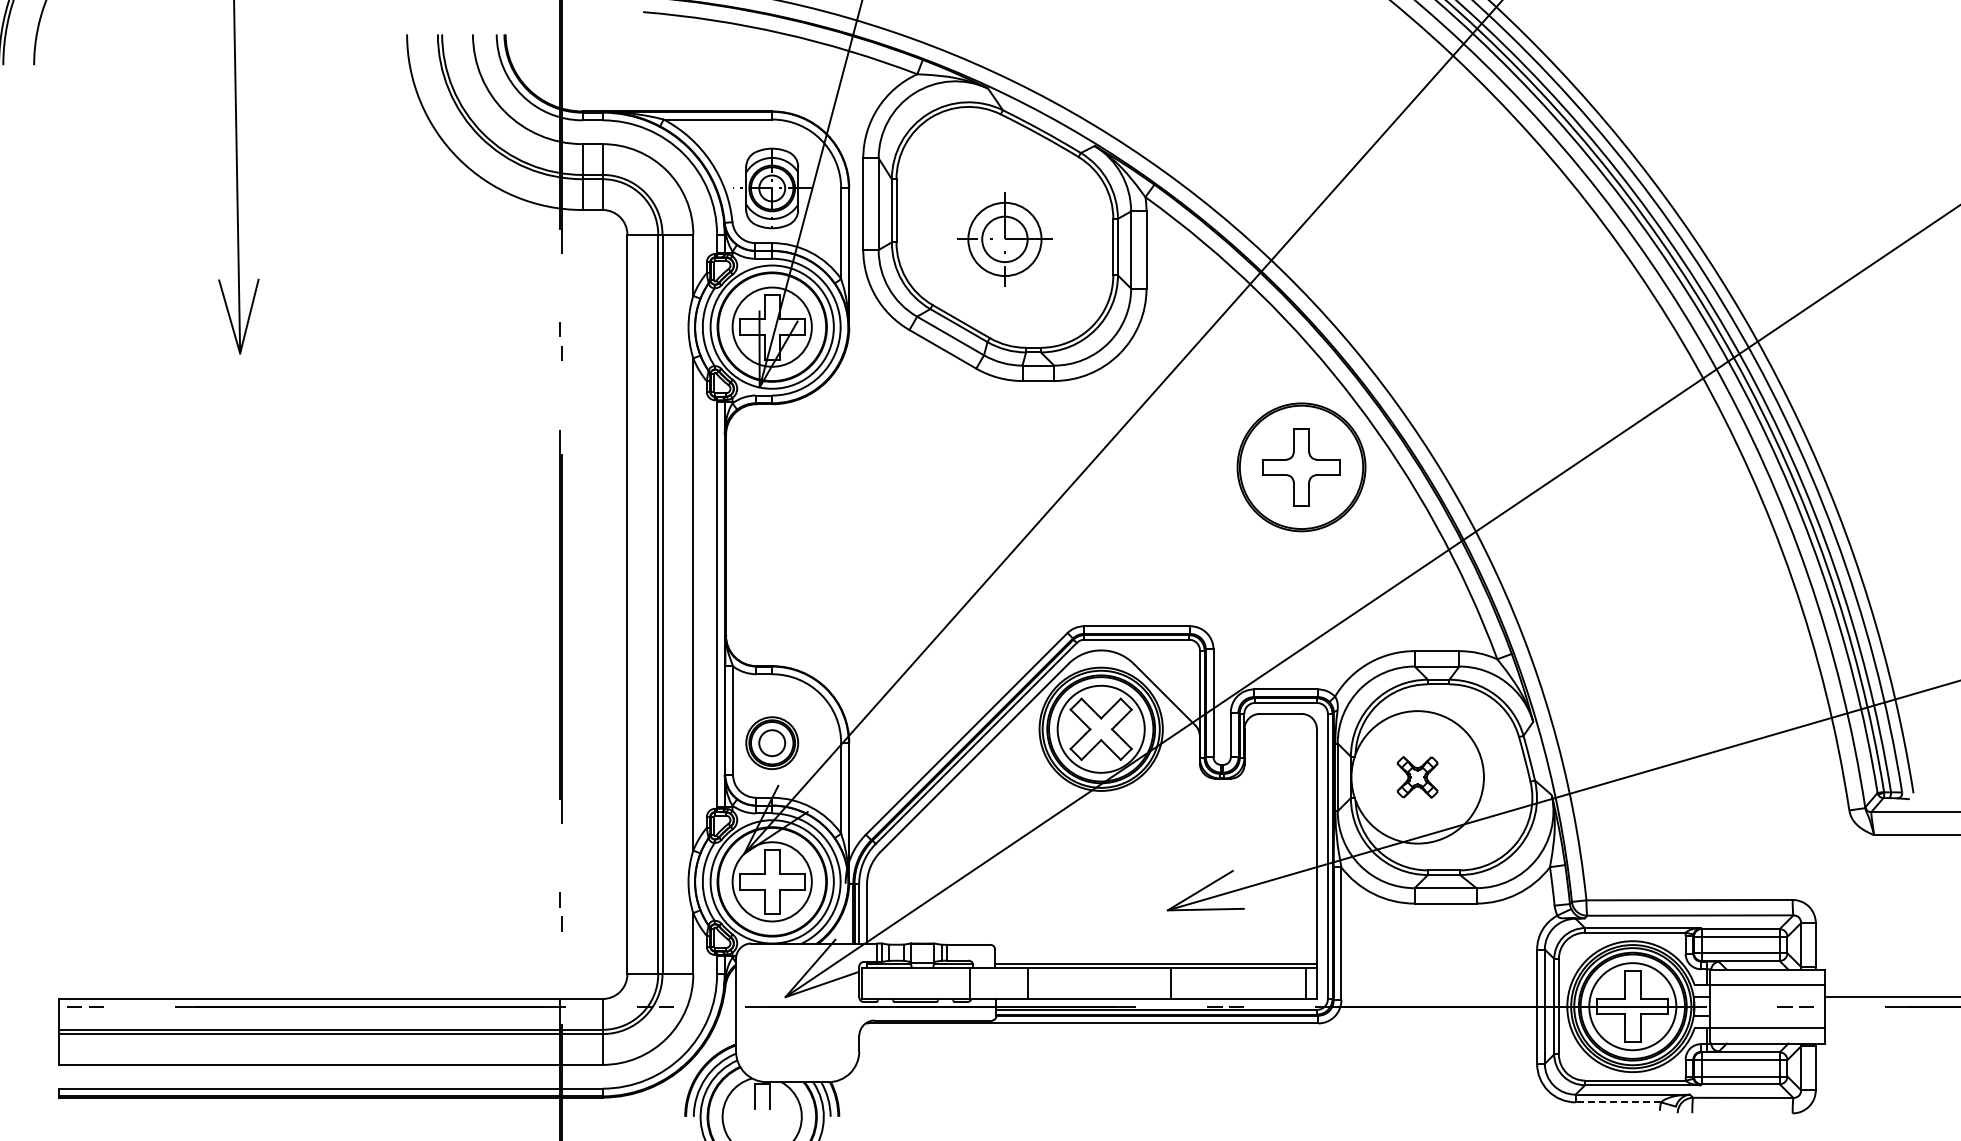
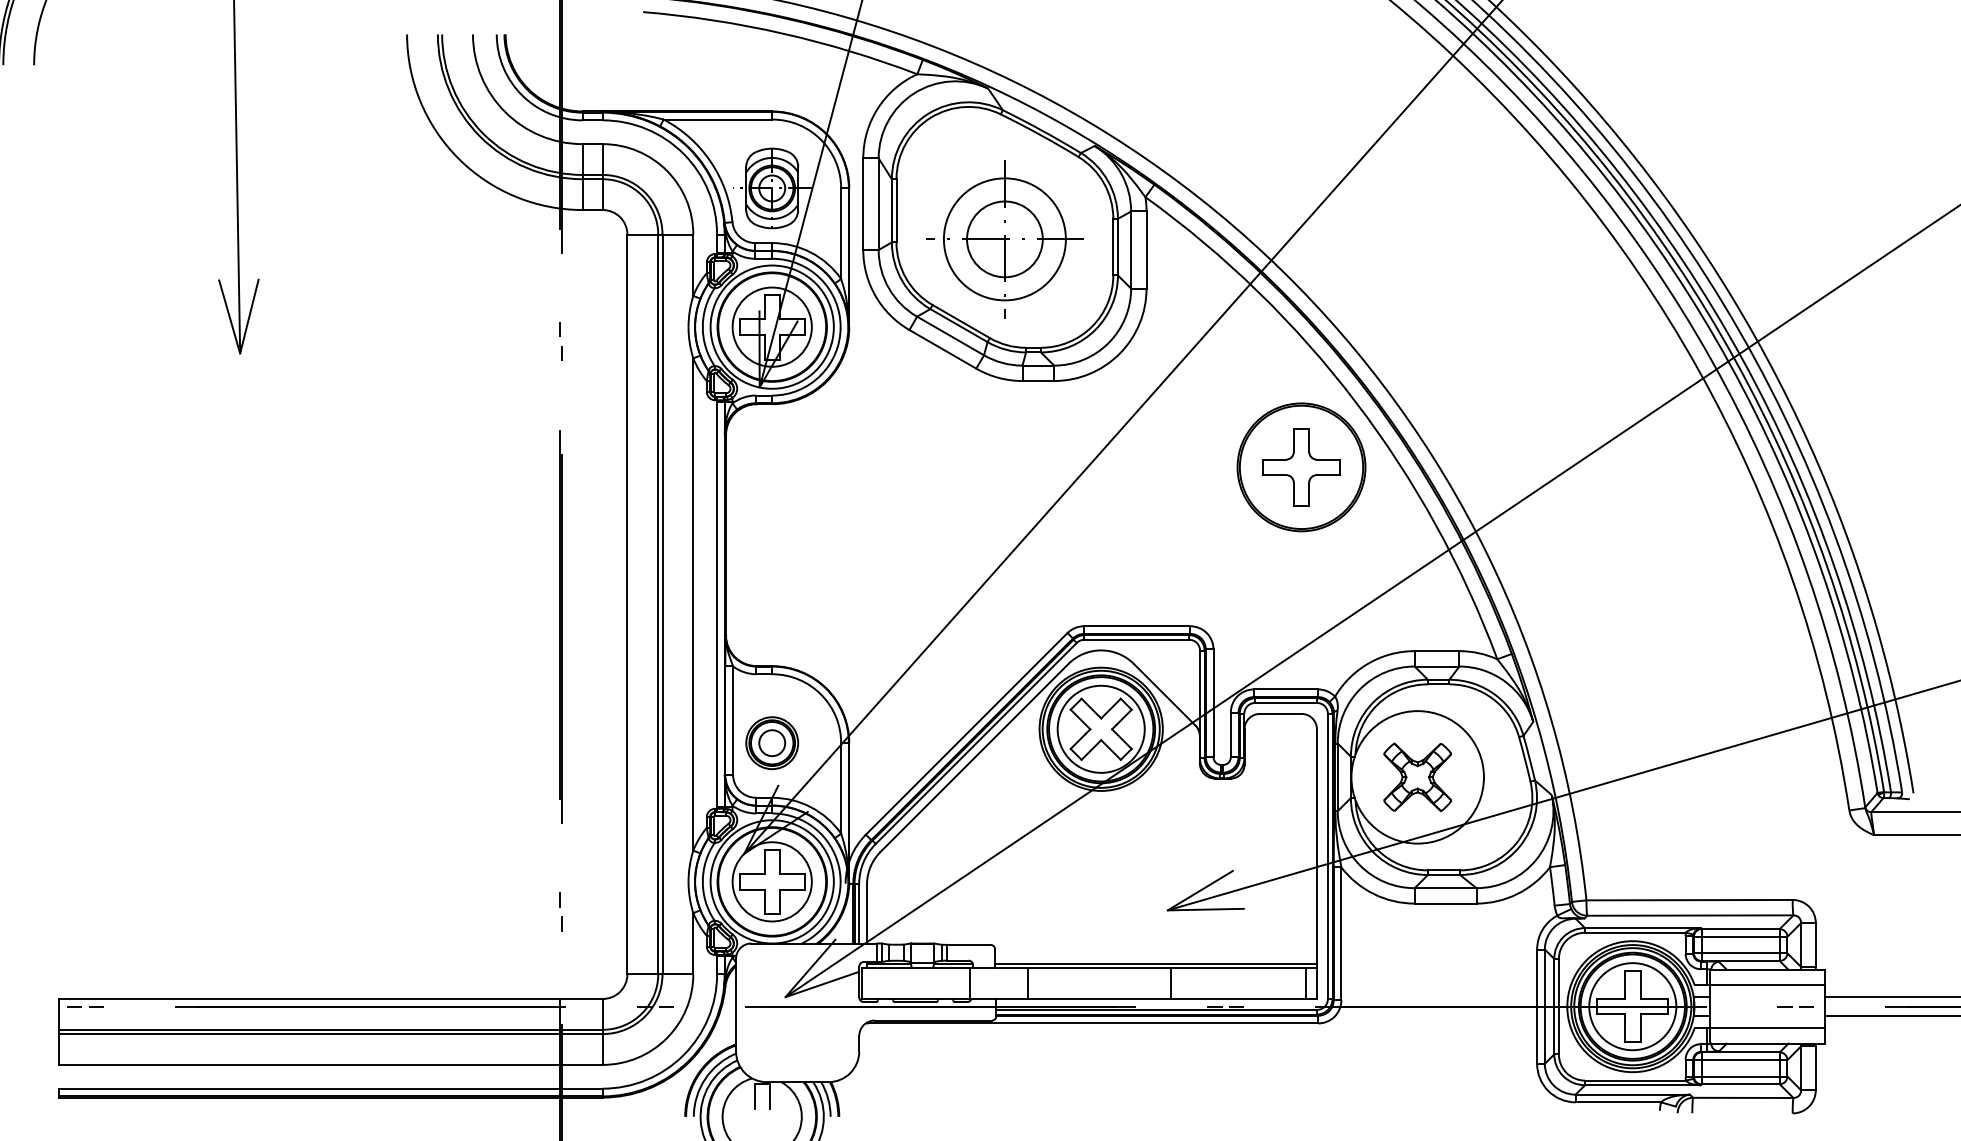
part size: 96x95 px -> 158x159 px (1004, 239)
part size: 43x43 px -> 69x71 px (1417, 777)
line: none -> present (1891, 1015)
line: dashed -> solid (1618, 1102)
